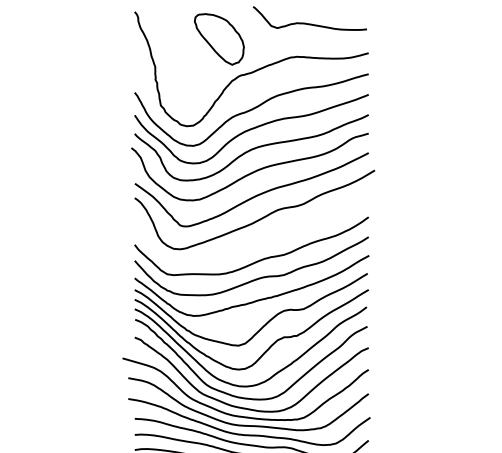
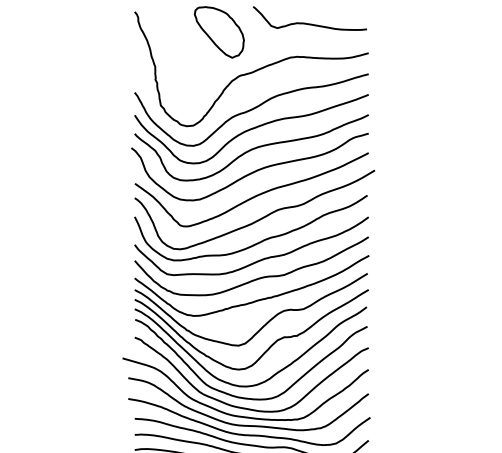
part position: (218, 39) -> (218, 32) (218, 32)
curve: none -> present (257, 242)
